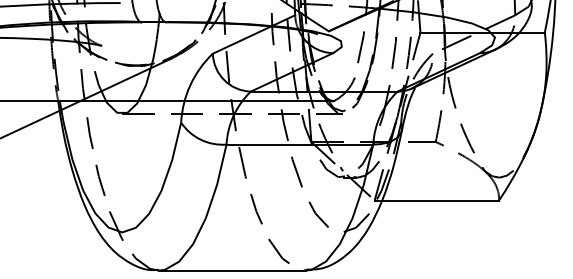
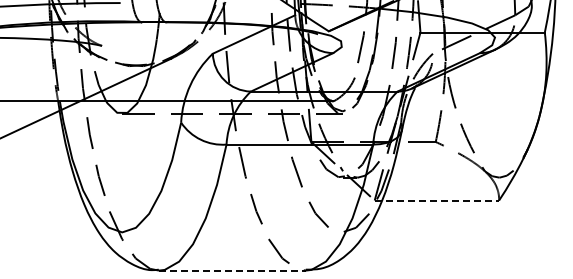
line: solid -> dashed (437, 200)
line: solid -> dashed (232, 270)
